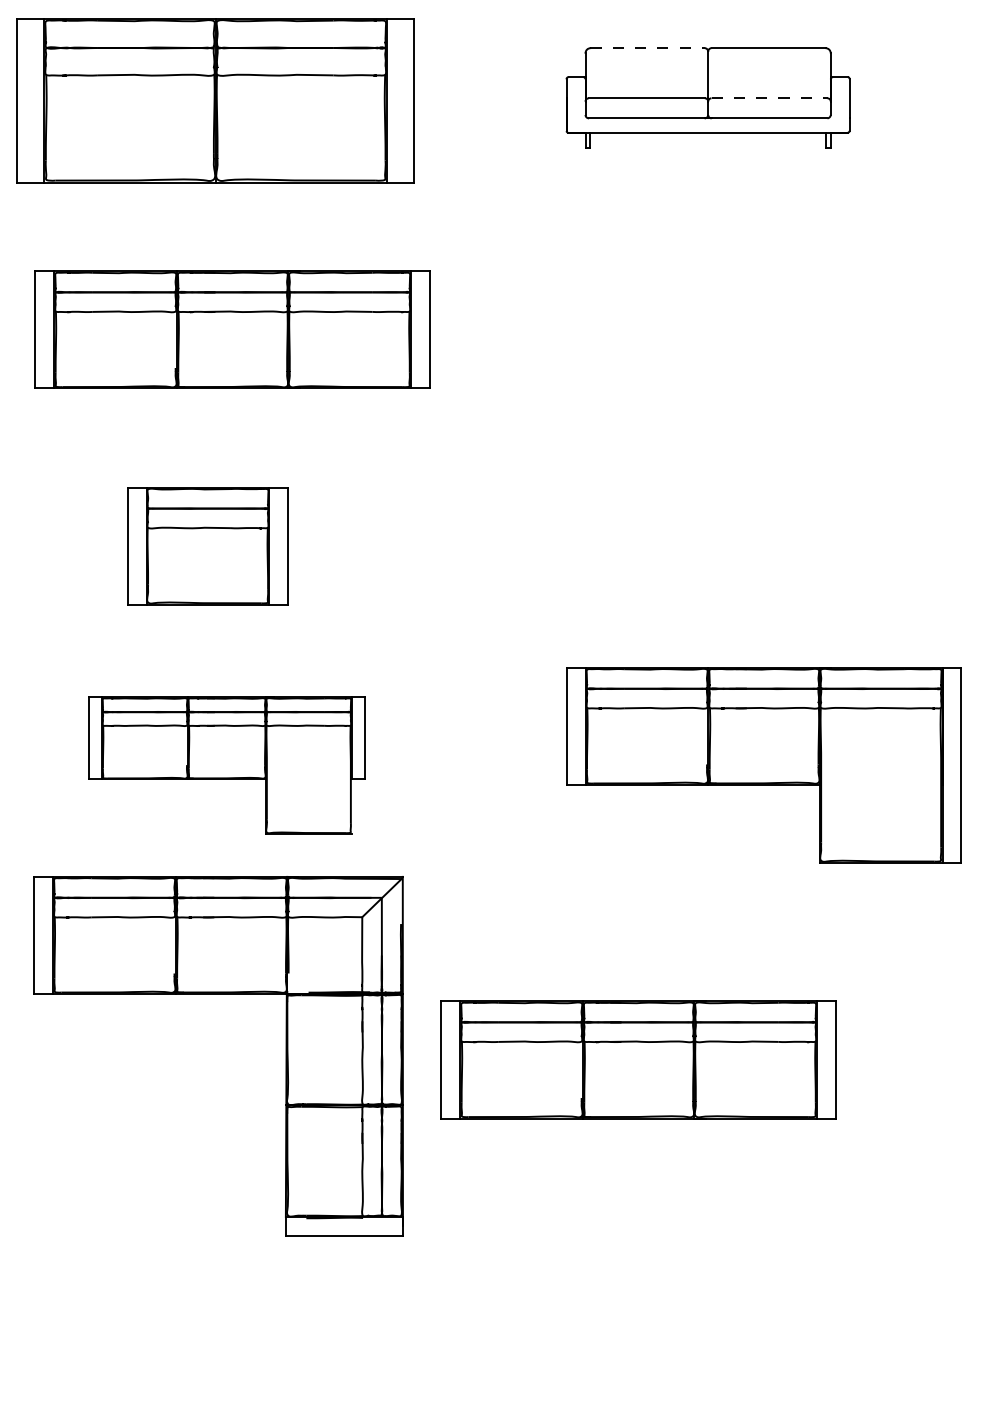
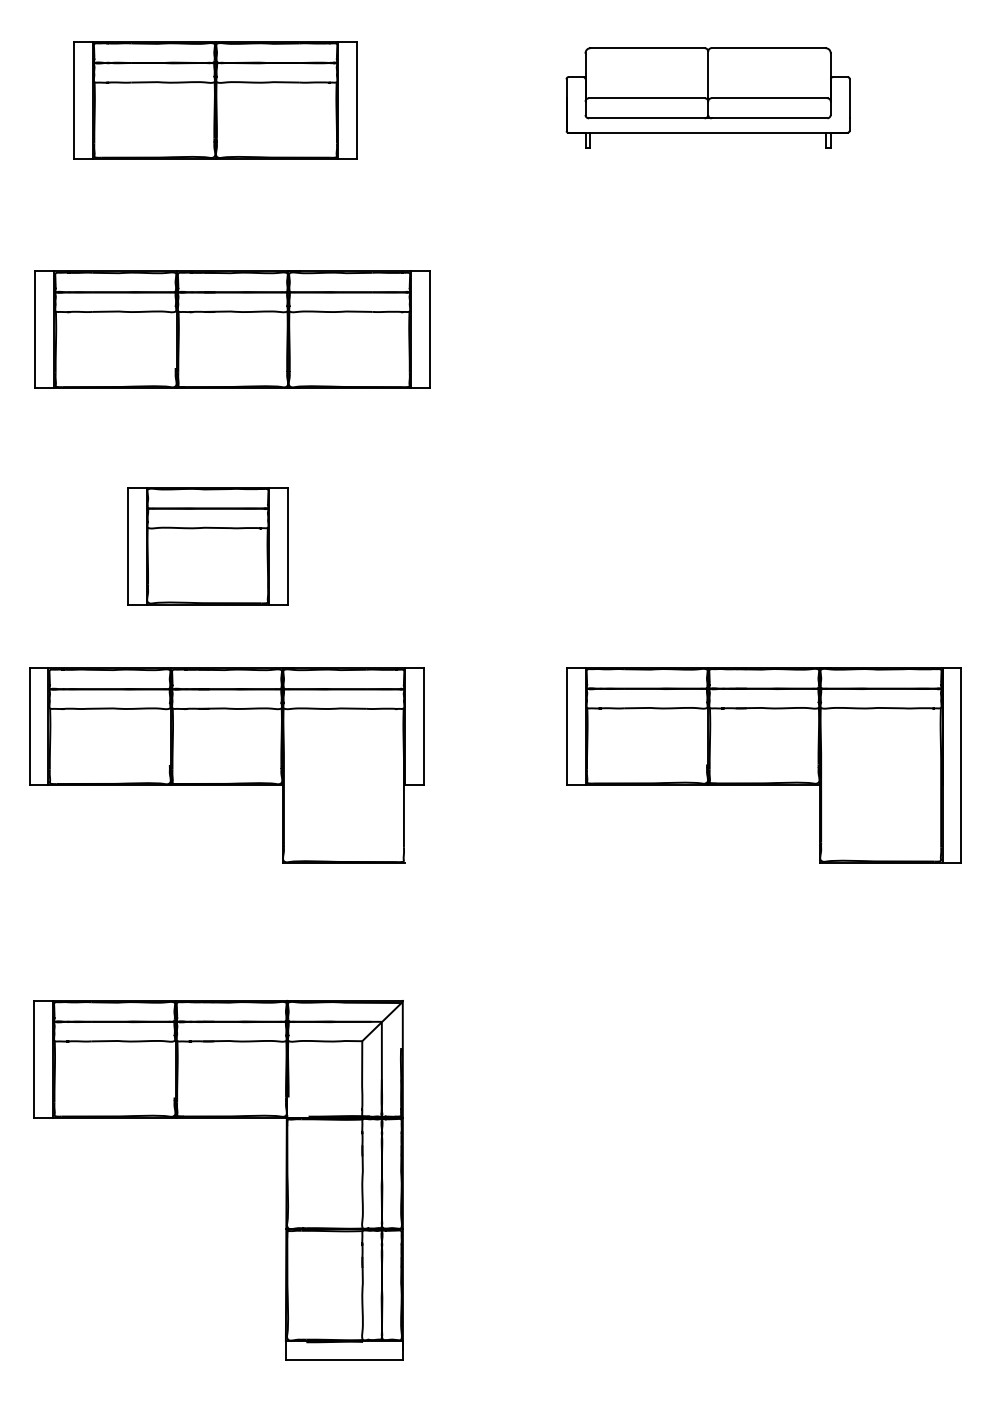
line: dashed -> solid (648, 48)
line: dashed -> solid (770, 98)
part size: 399x166 px -> 285x119 px (215, 100)
part size: 278x139 px -> 396x197 px (226, 765)
part position: (218, 994) -> (218, 1118) (218, 1118)
part: present -> none (638, 1059)
